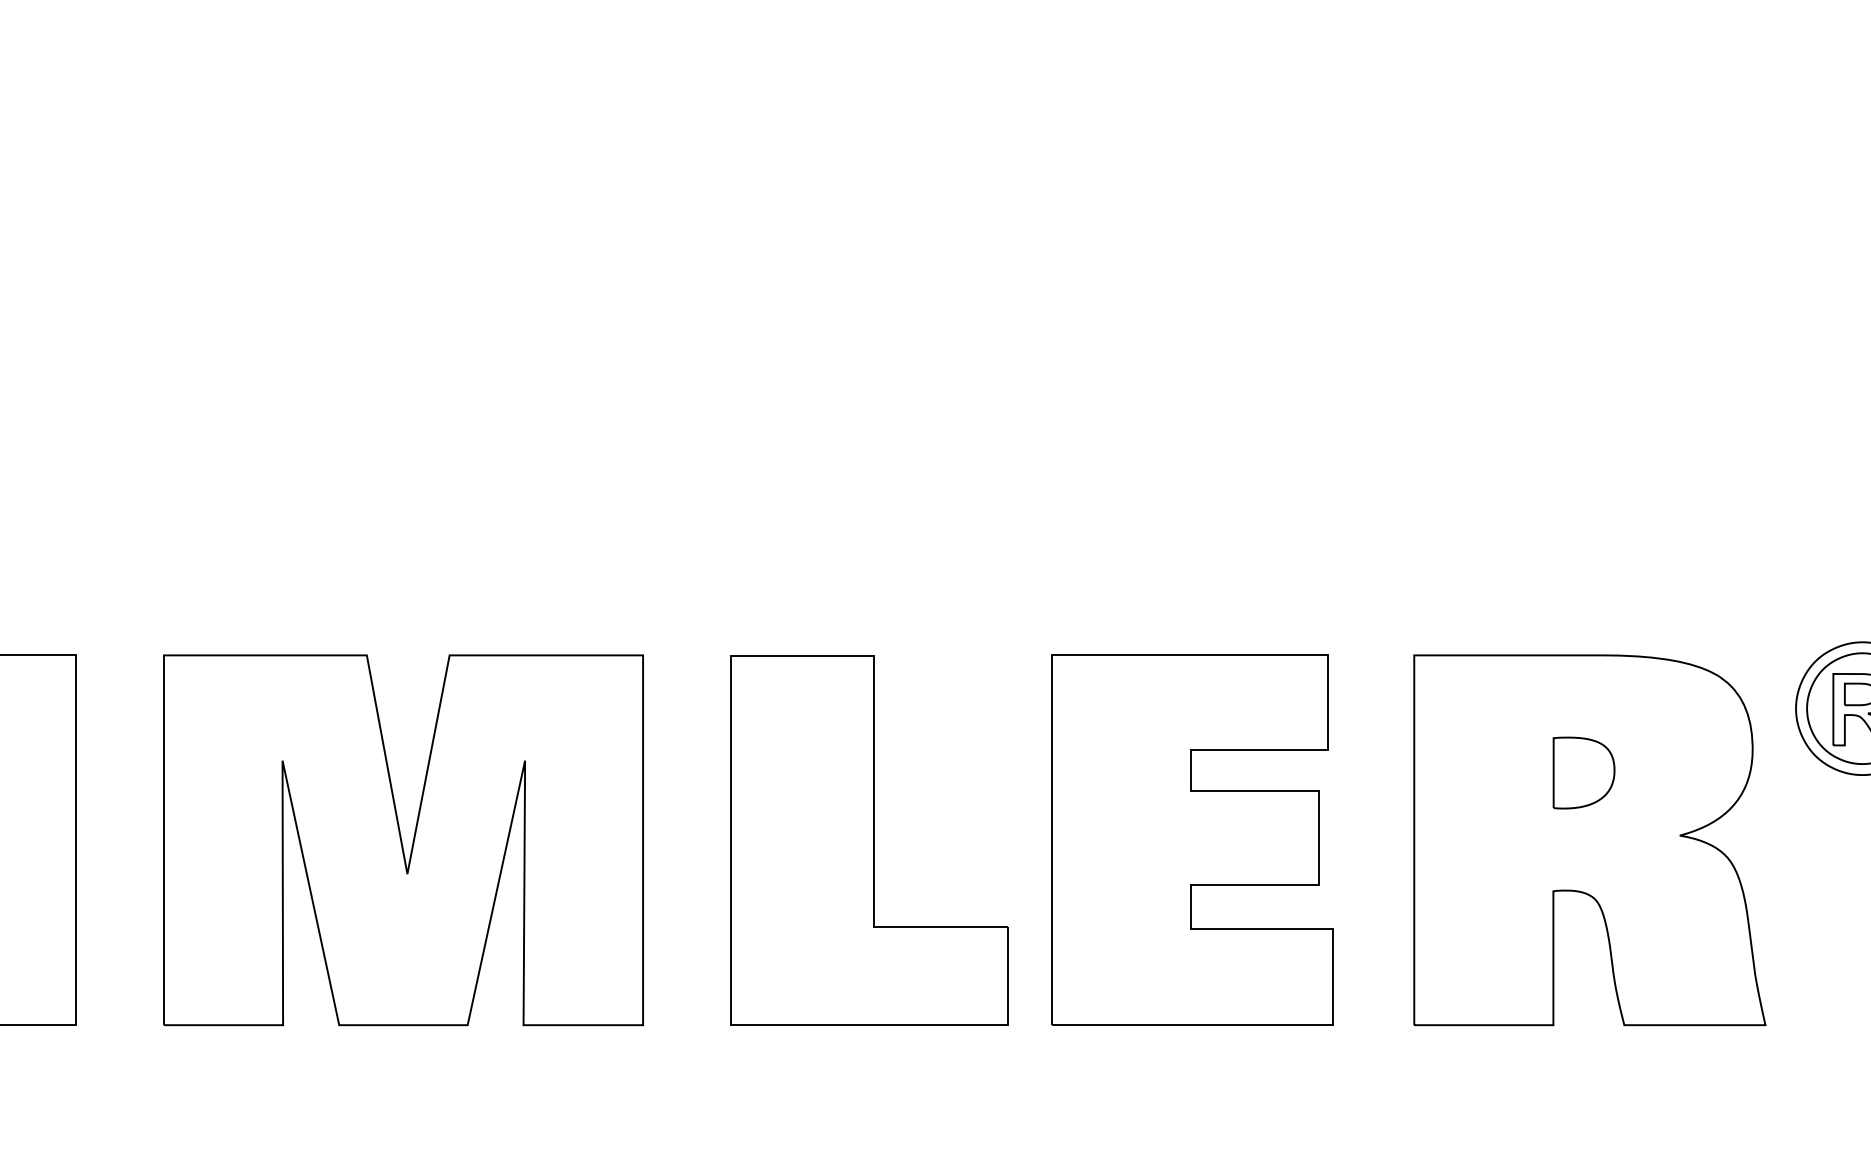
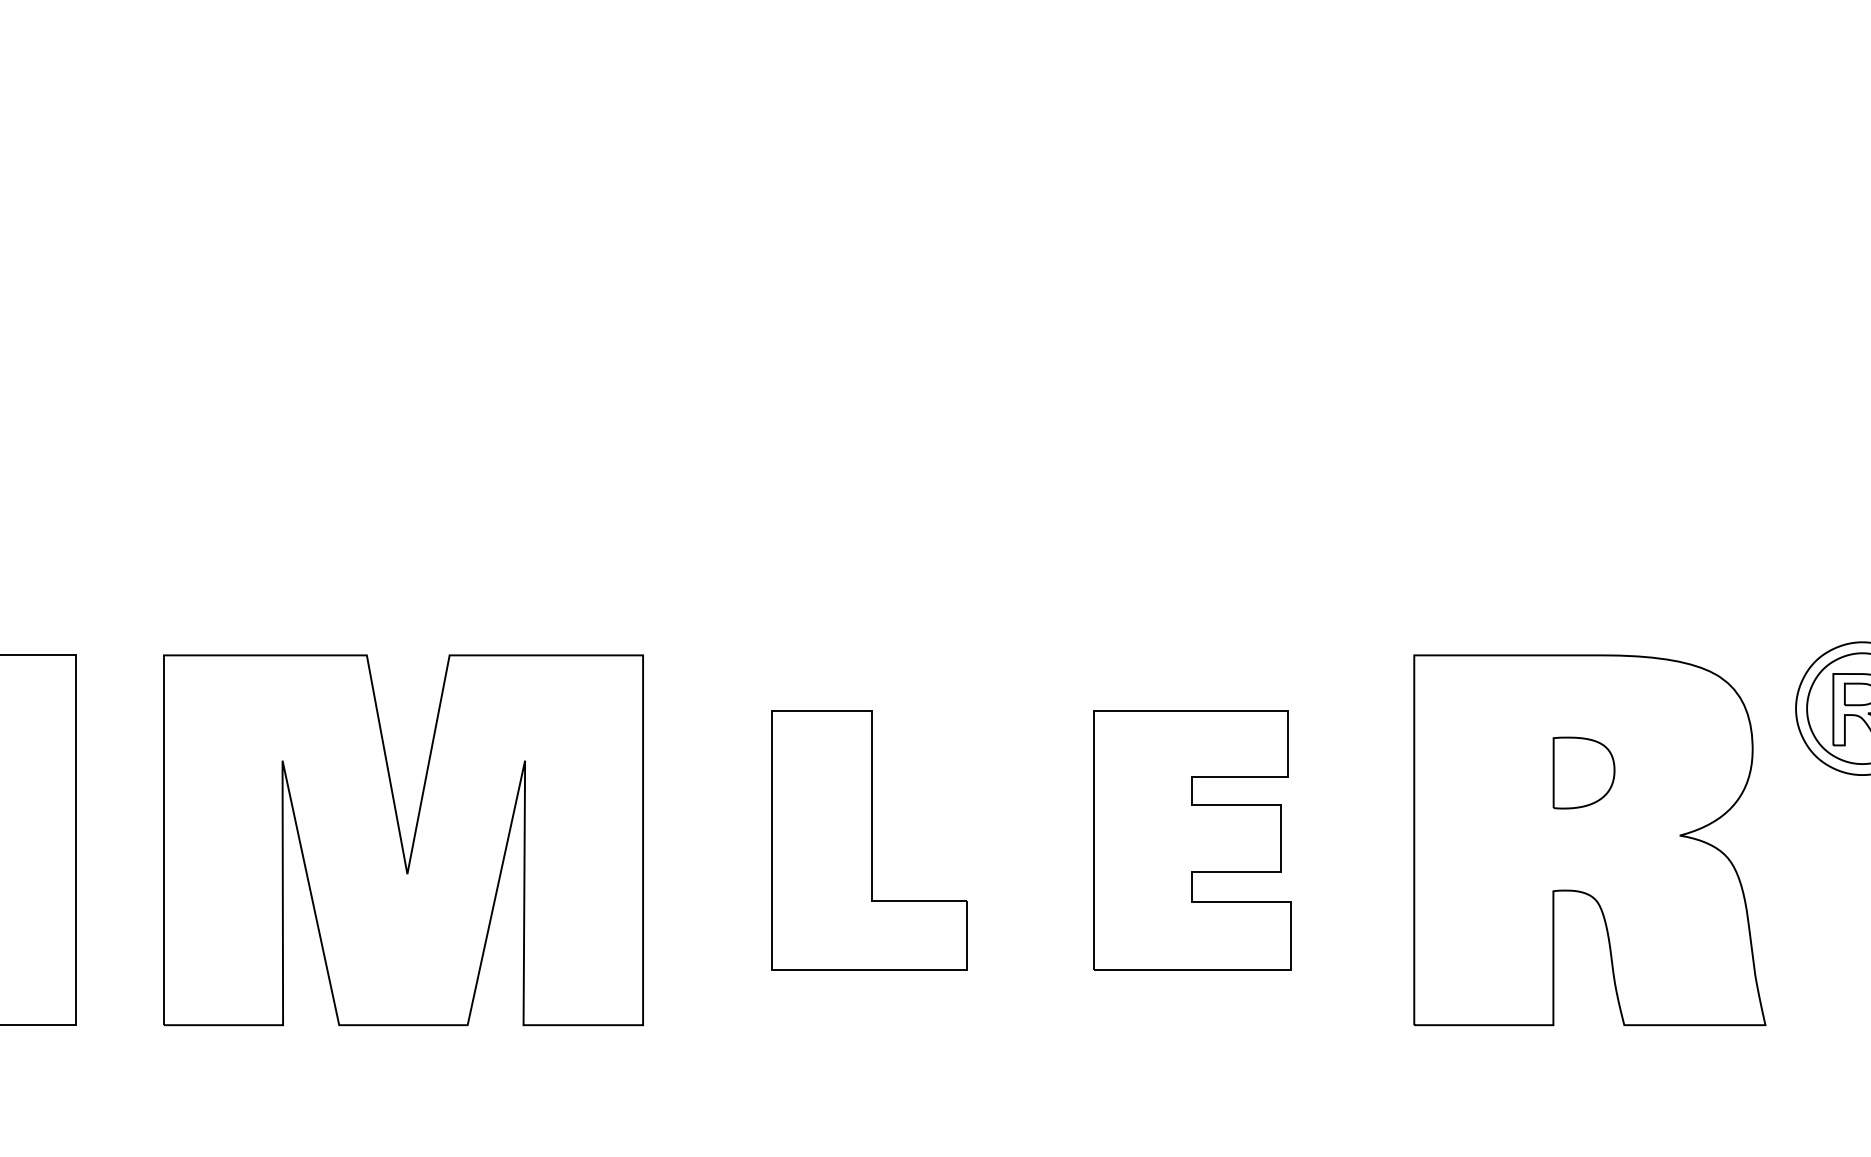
part size: 283x372 px -> 199x261 px (1192, 840)
part size: 279x371 px -> 197x261 px (869, 840)
